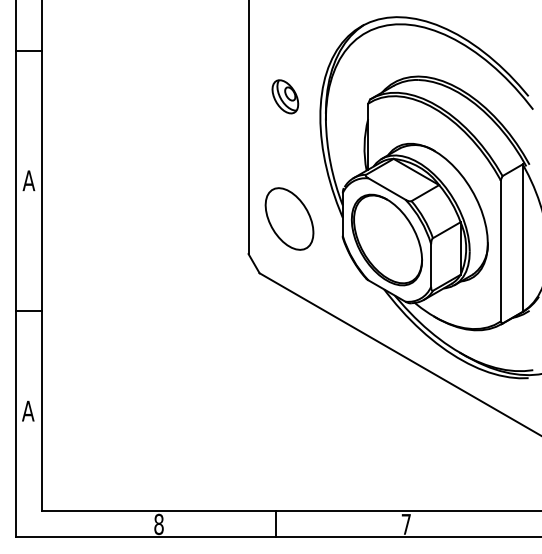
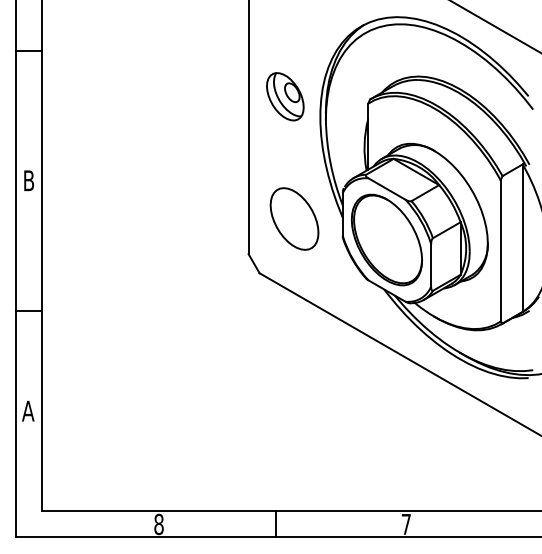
line: none -> present (495, 26)
part size: 29x36 px -> 39x50 px (285, 96)
text: A -> B (28, 180)
part position: (289, 218) -> (294, 218) (294, 218)
